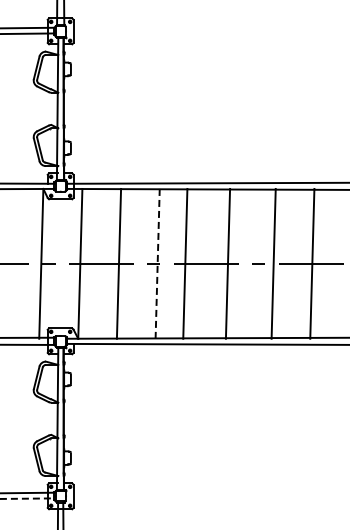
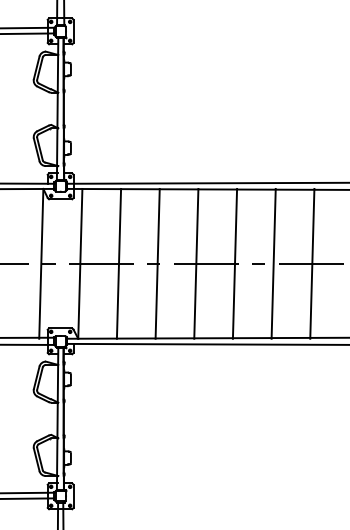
line: dashed -> solid (157, 263)
line position: (185, 263) -> (196, 263) (196, 263)
line position: (227, 263) -> (234, 263) (234, 263)
line: dashed -> solid (27, 498)
